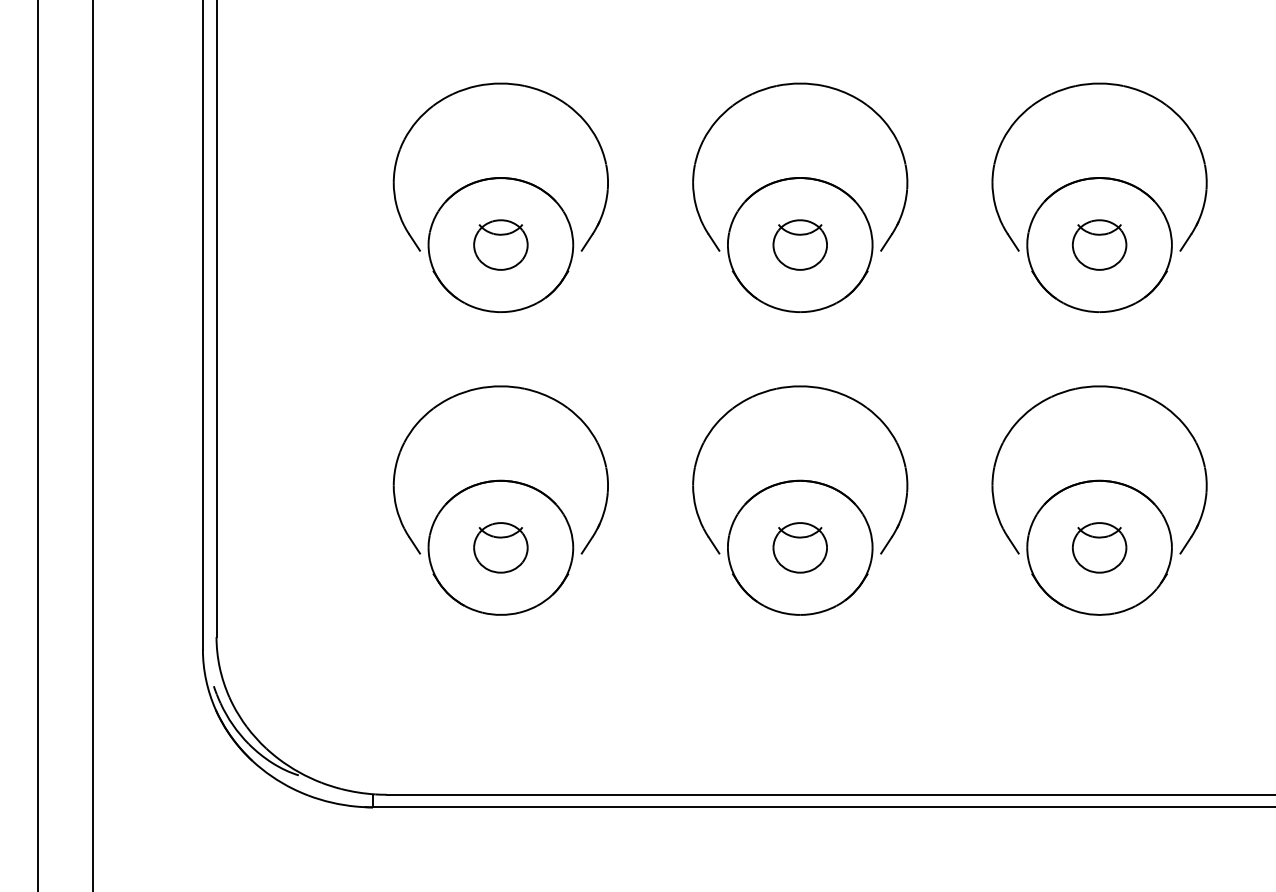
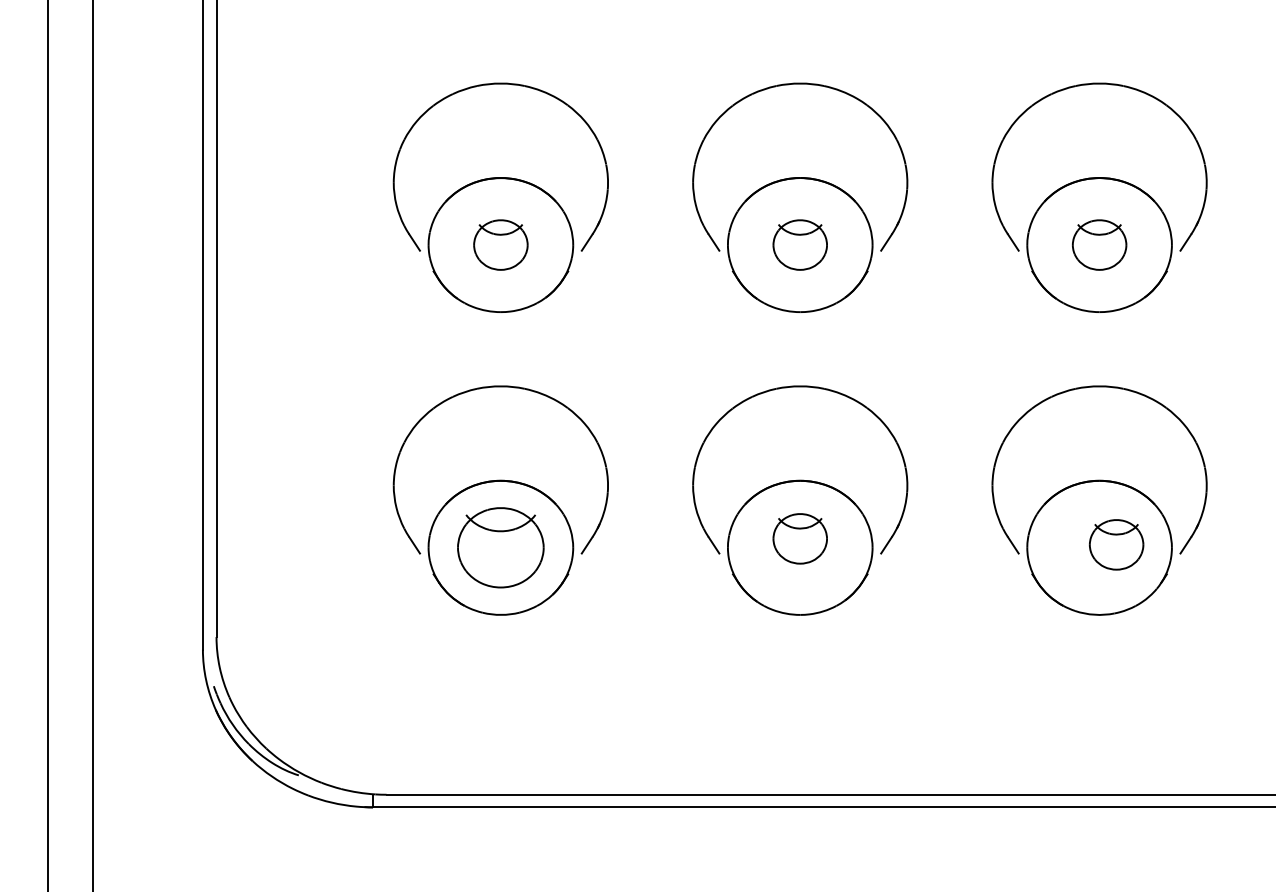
line position: (38, 445) -> (48, 445) (48, 445)
part size: 56x52 px -> 88x82 px (500, 547)
part position: (799, 547) -> (799, 538) (799, 538)
part position: (1099, 547) -> (1116, 544) (1116, 544)
